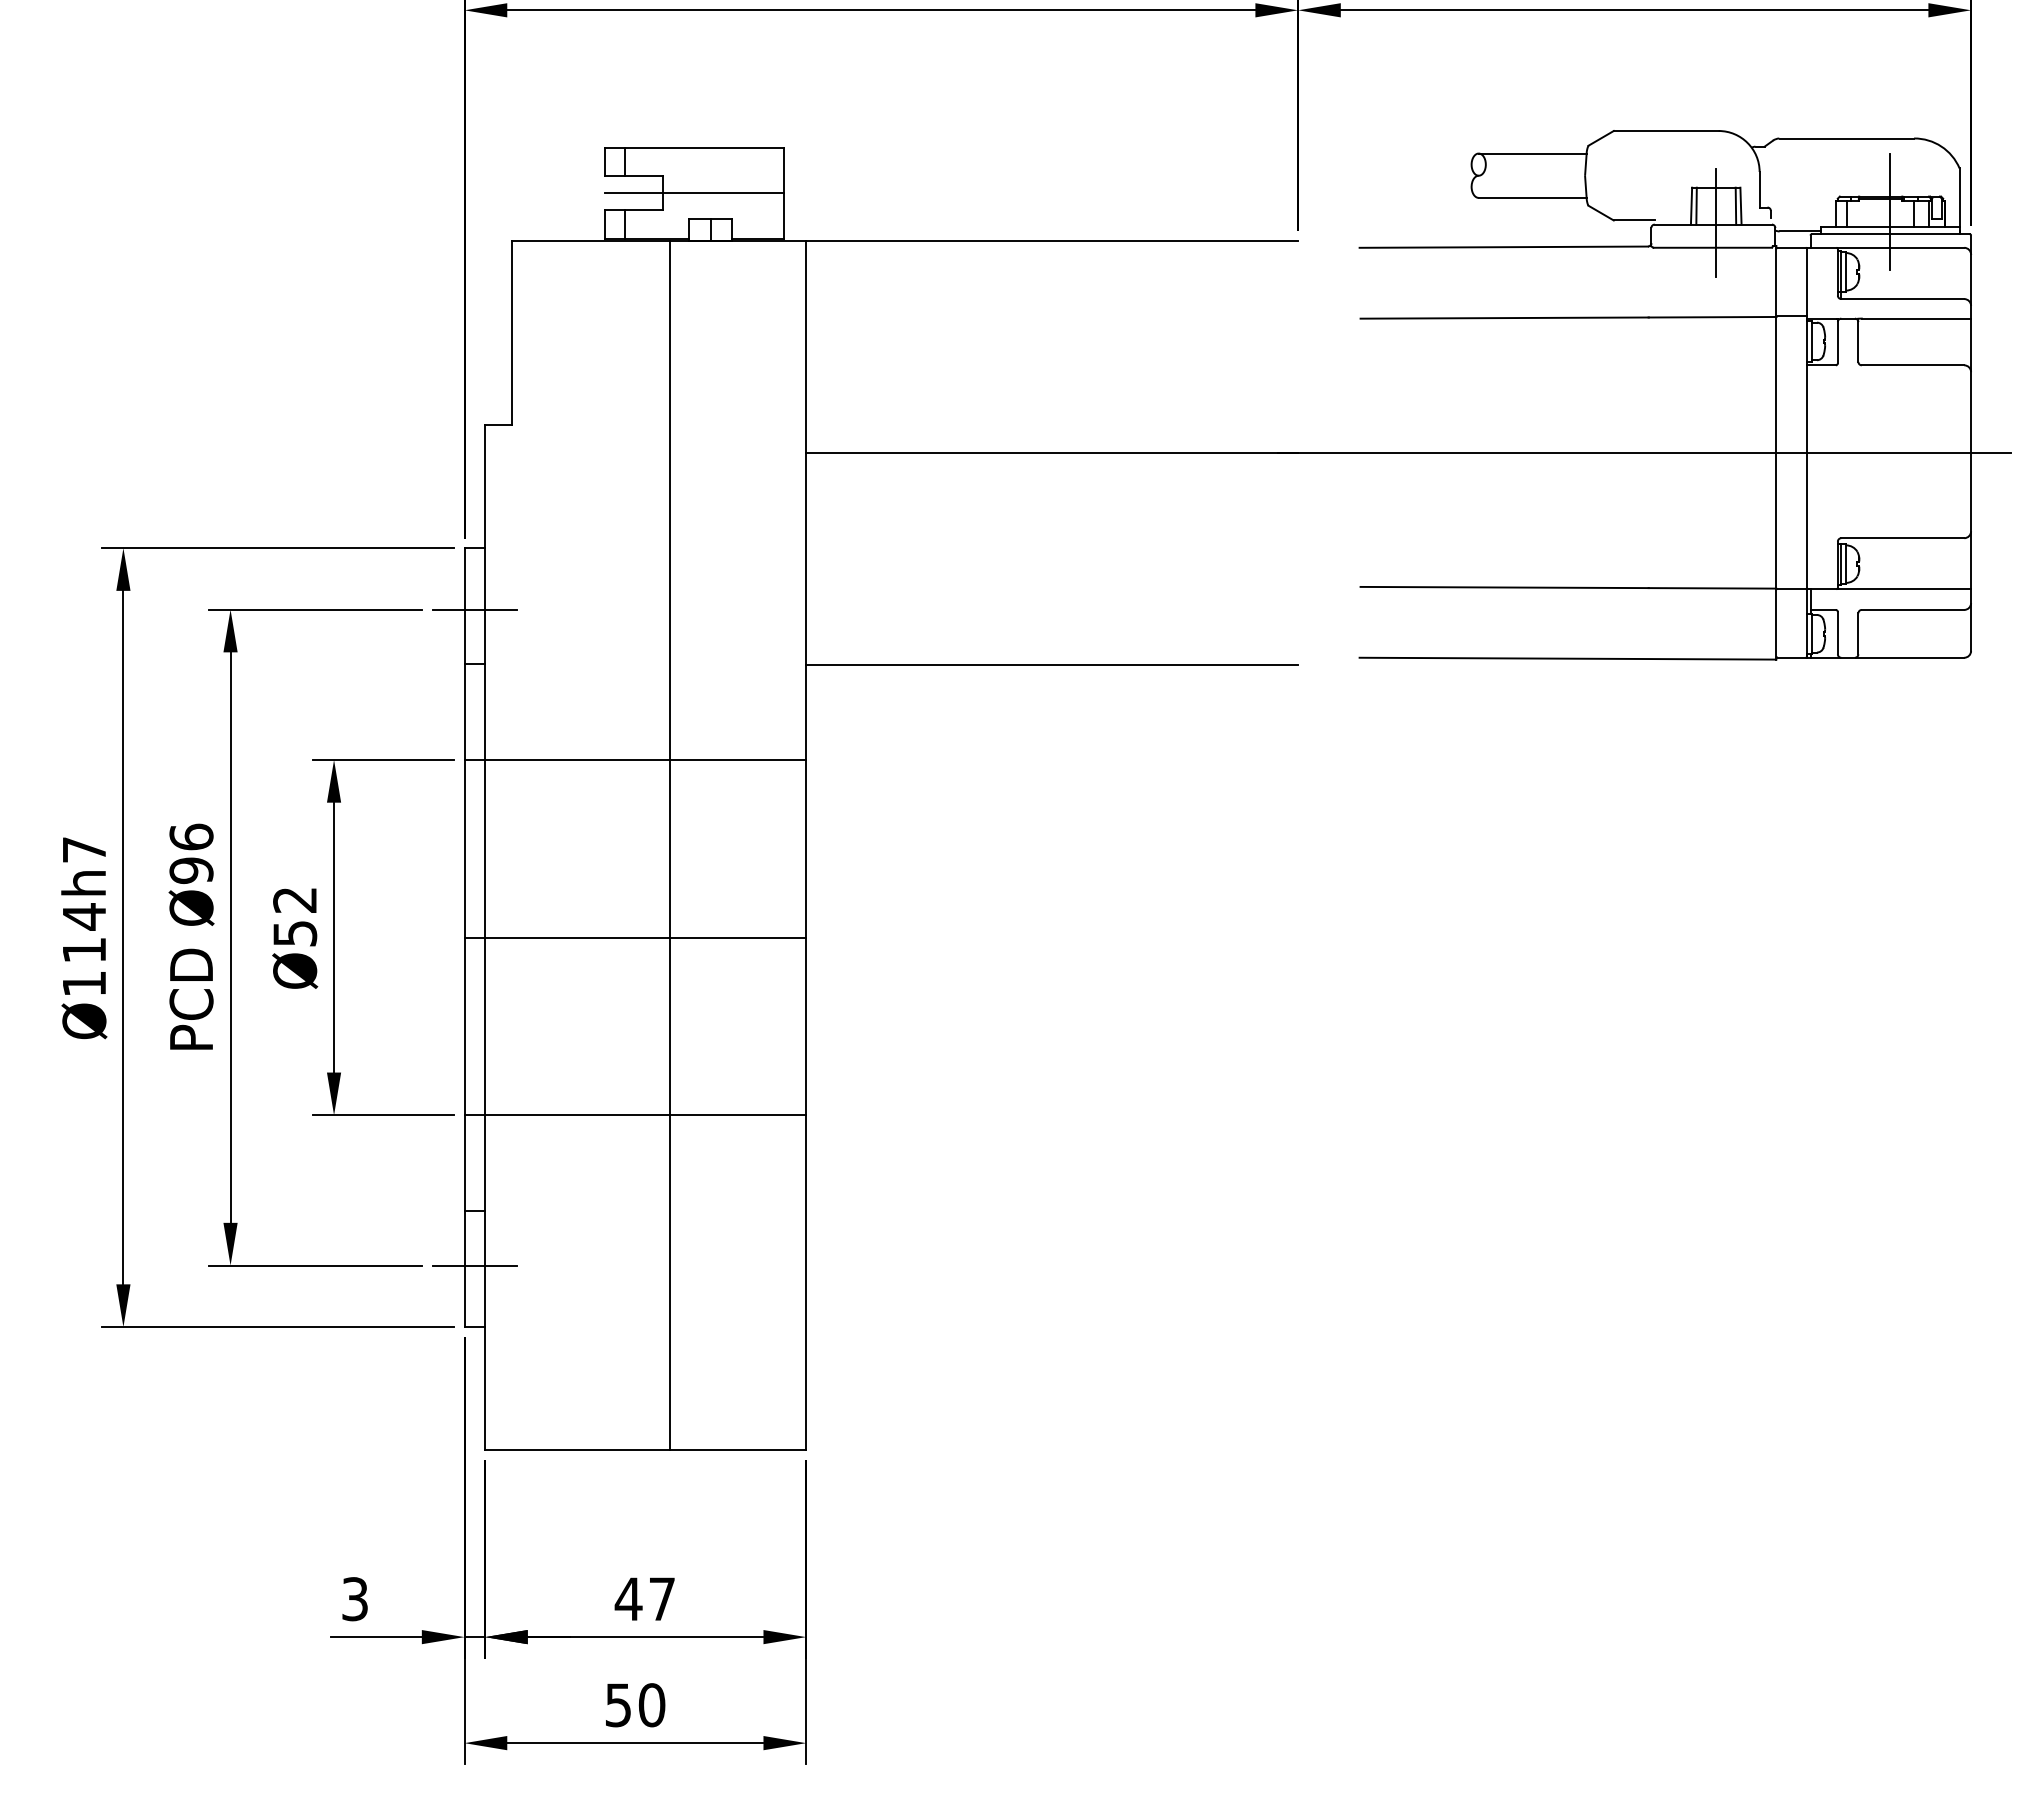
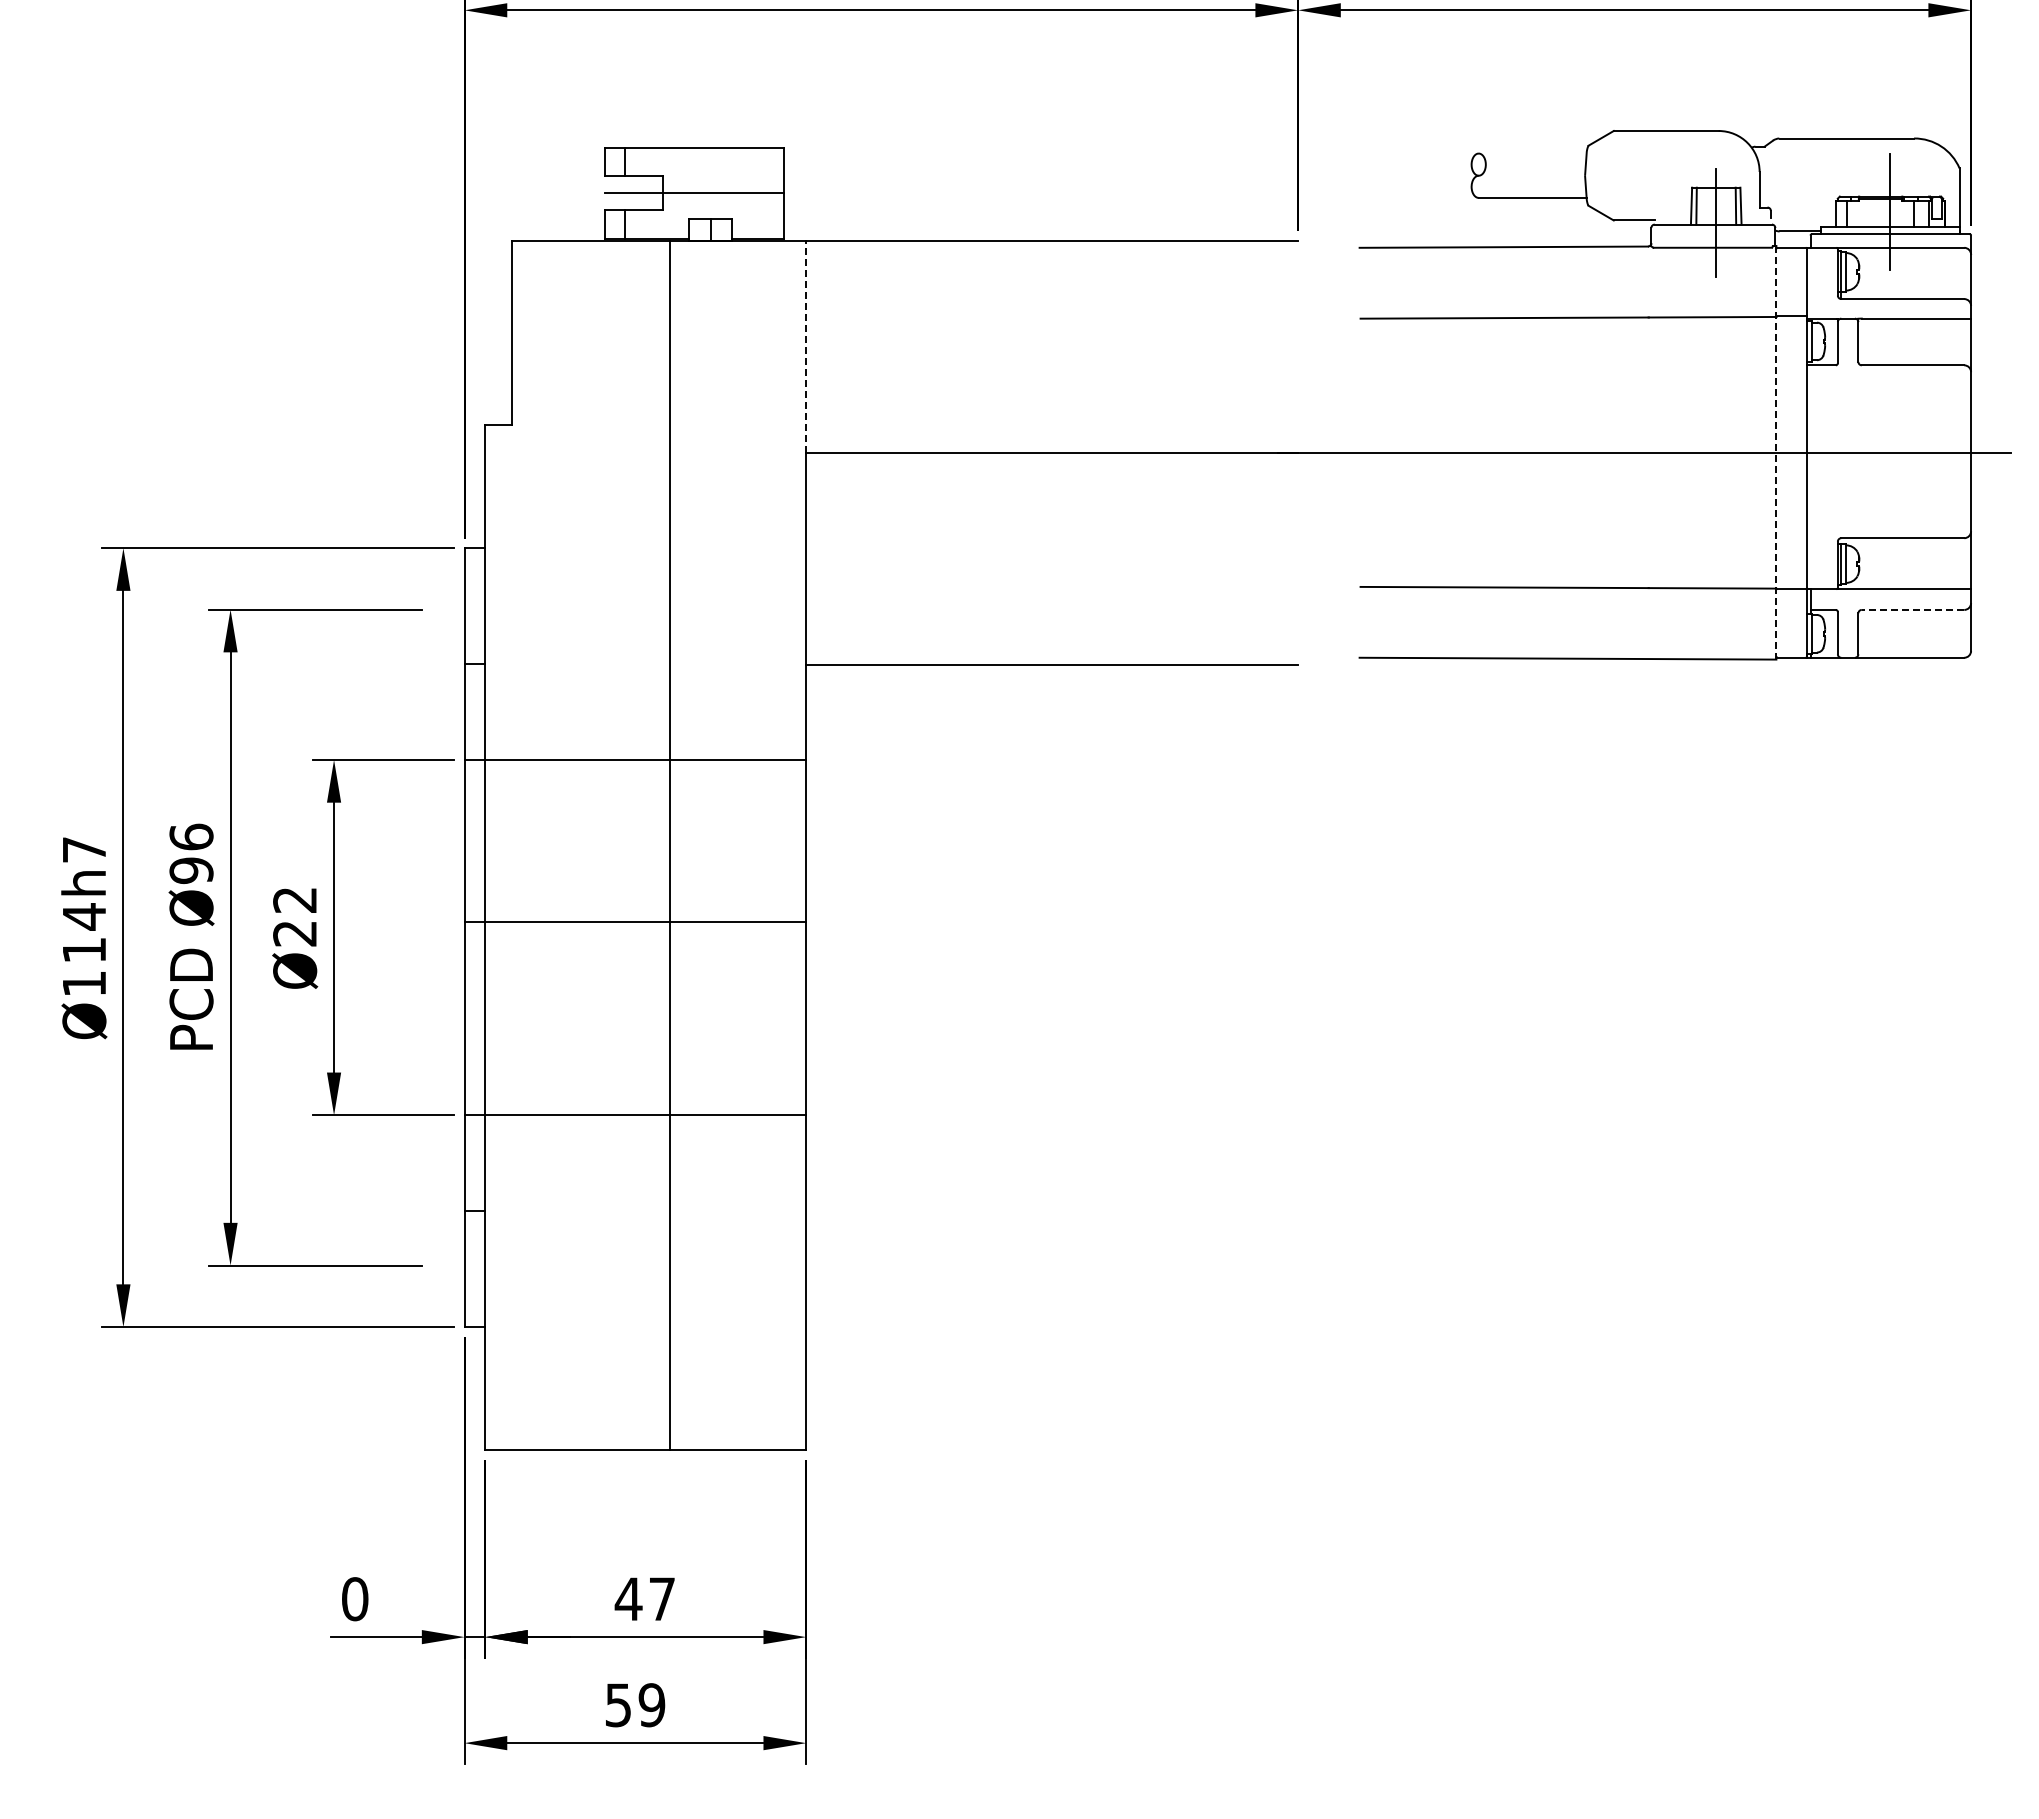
line: present -> none (1532, 153)
line: solid -> dashed (806, 347)
line: solid -> dashed (1776, 452)
line: present -> none (474, 609)
line: solid -> dashed (1912, 609)
text: Ø52 -> Ø22 (295, 933)
line position: (635, 937) -> (635, 921) (635, 921)
line: present -> none (474, 1265)
text: 3 -> 0 (355, 1599)
text: 50 -> 59 (651, 1705)
